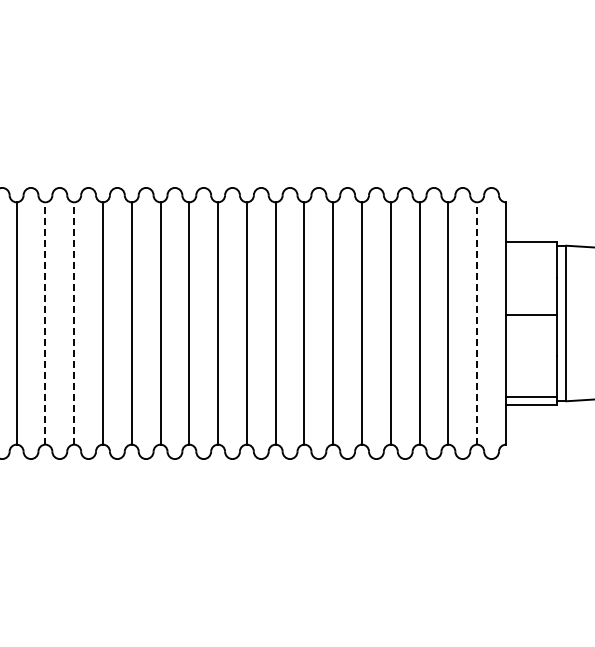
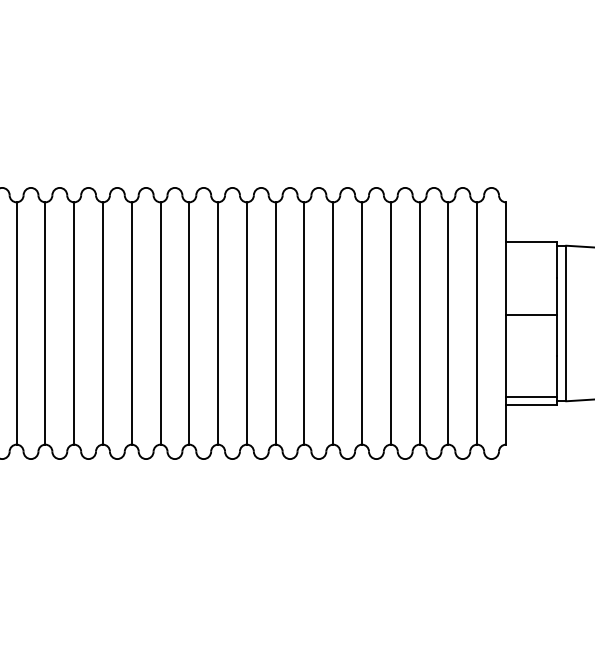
line: dashed -> solid (45, 323)
line: dashed -> solid (74, 323)
line: dashed -> solid (477, 323)
